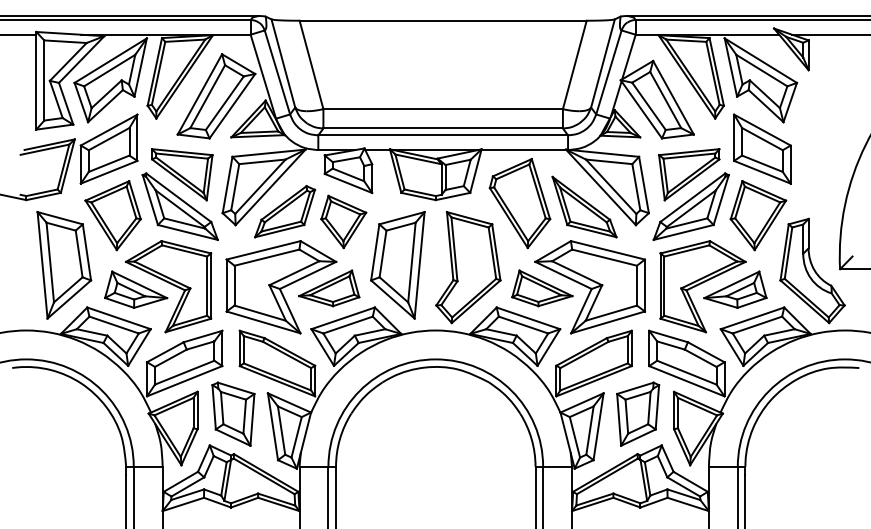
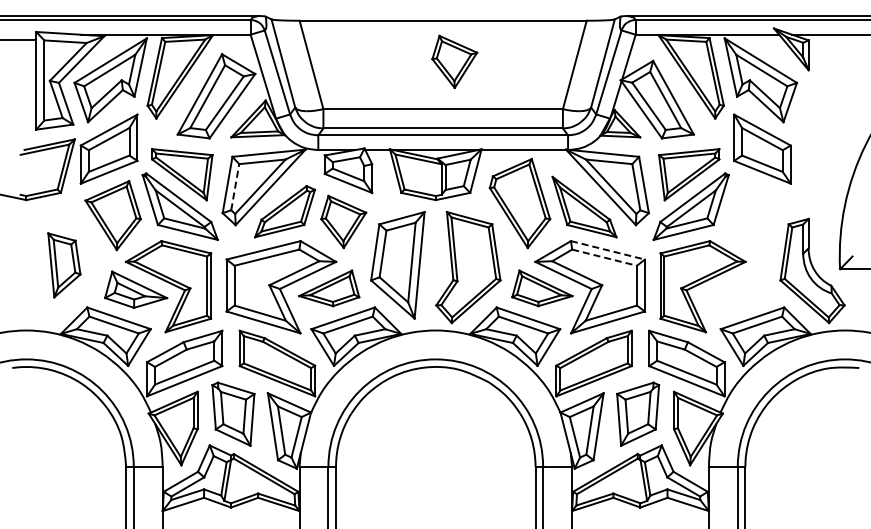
line position: (19, 34) -> (19, 39) (19, 39)
part: none -> present (454, 61)
line: solid -> dashed (235, 186)
part: present -> none (758, 215)
line: solid -> dashed (608, 250)
line: solid -> dashed (605, 257)
part size: 57x109 px -> 35x67 px (64, 265)
part: present -> none (735, 289)
